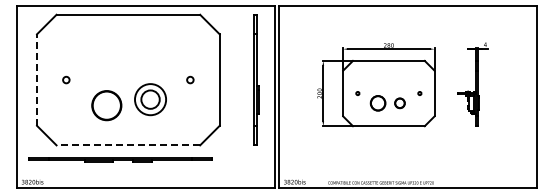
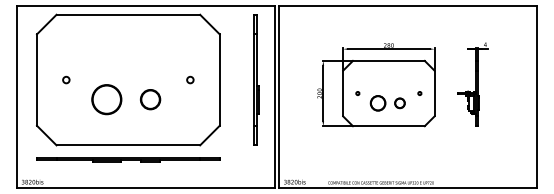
line: dashed -> solid (36, 80)
circle diameter: 31 px -> 19 px (150, 99)
circle position: (106, 105) -> (106, 99) (106, 99)
line: dashed -> solid (128, 145)
part position: (120, 159) -> (128, 159) (128, 159)
